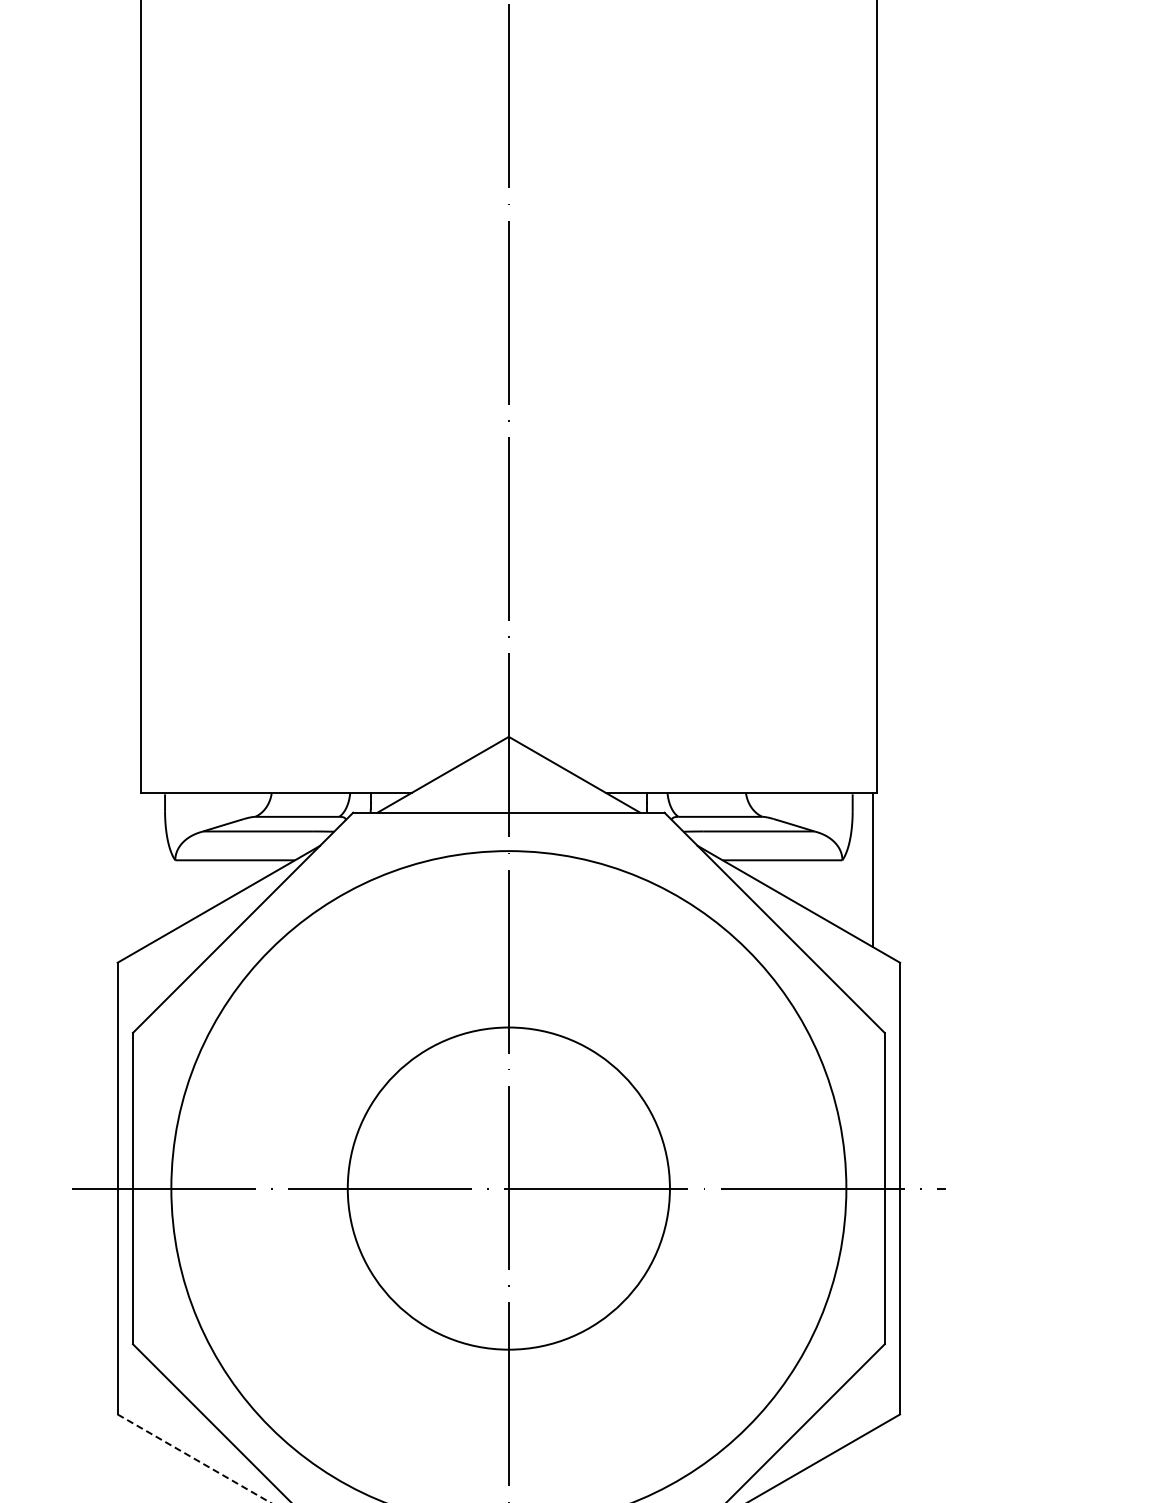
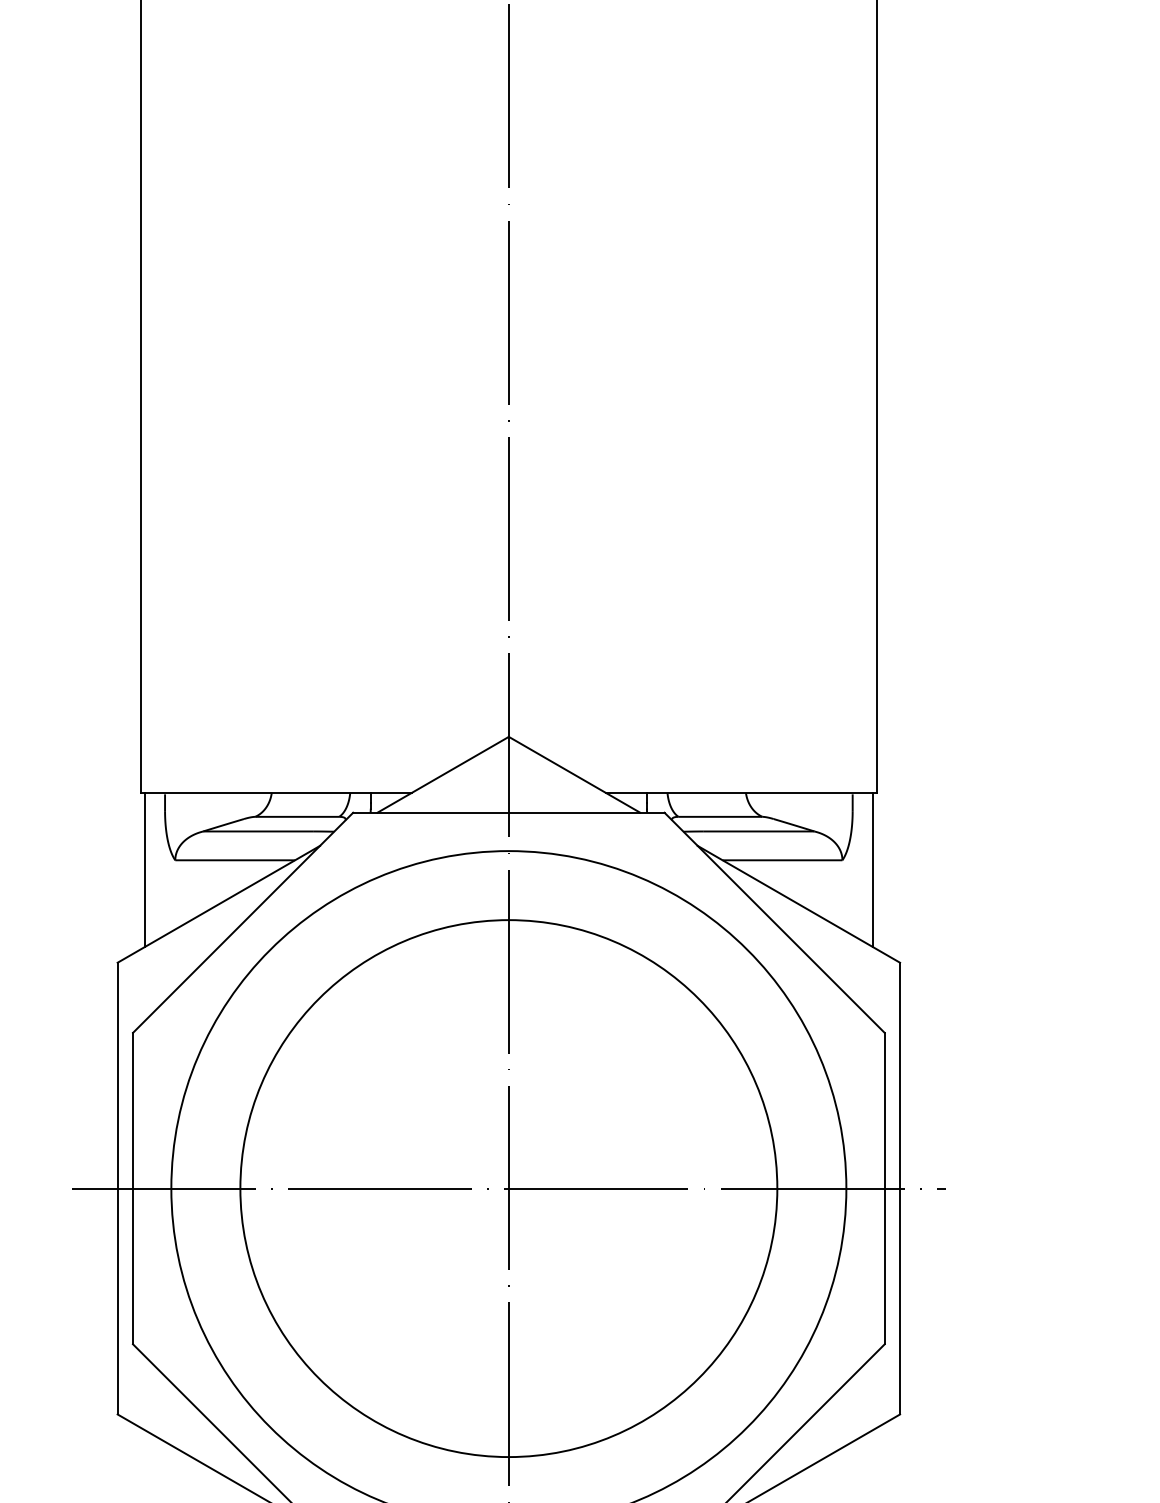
line: none -> present (144, 869)
circle diameter: 322 px -> 537 px (508, 1188)
line: dashed -> solid (194, 1458)
